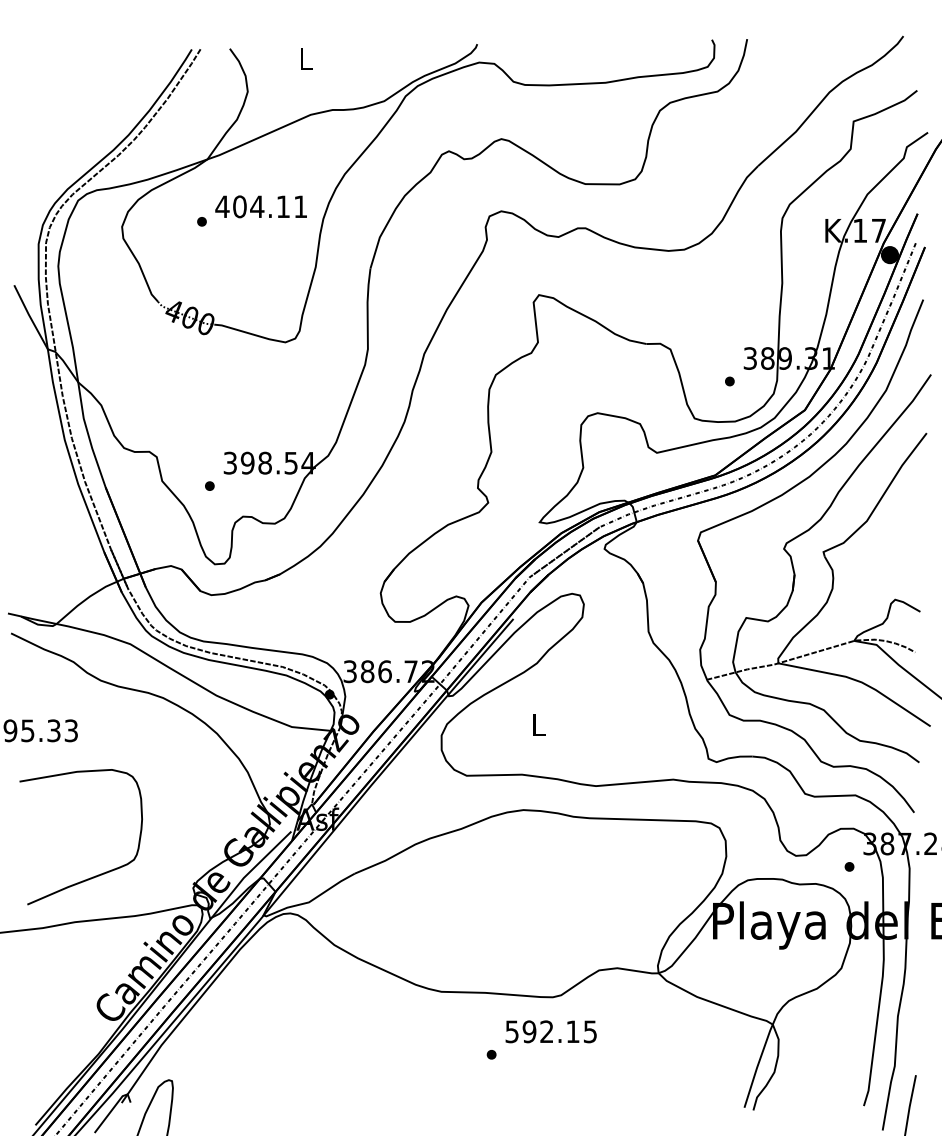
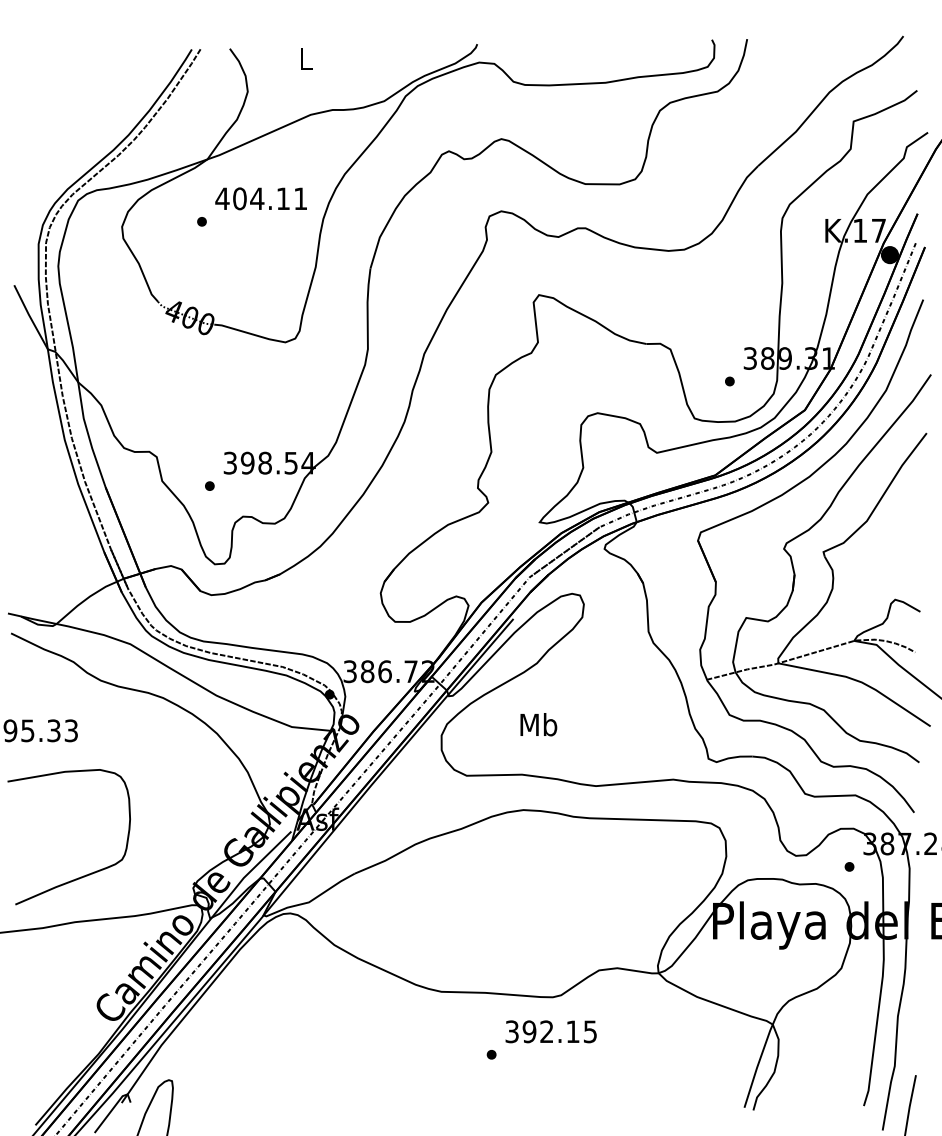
text position: (260, 206) -> (260, 198) (260, 198)
text: L -> Mb (538, 724)
curve position: (92, 876) -> (80, 876) (80, 876)
text: 592.15 -> 392.15 (512, 1031)
